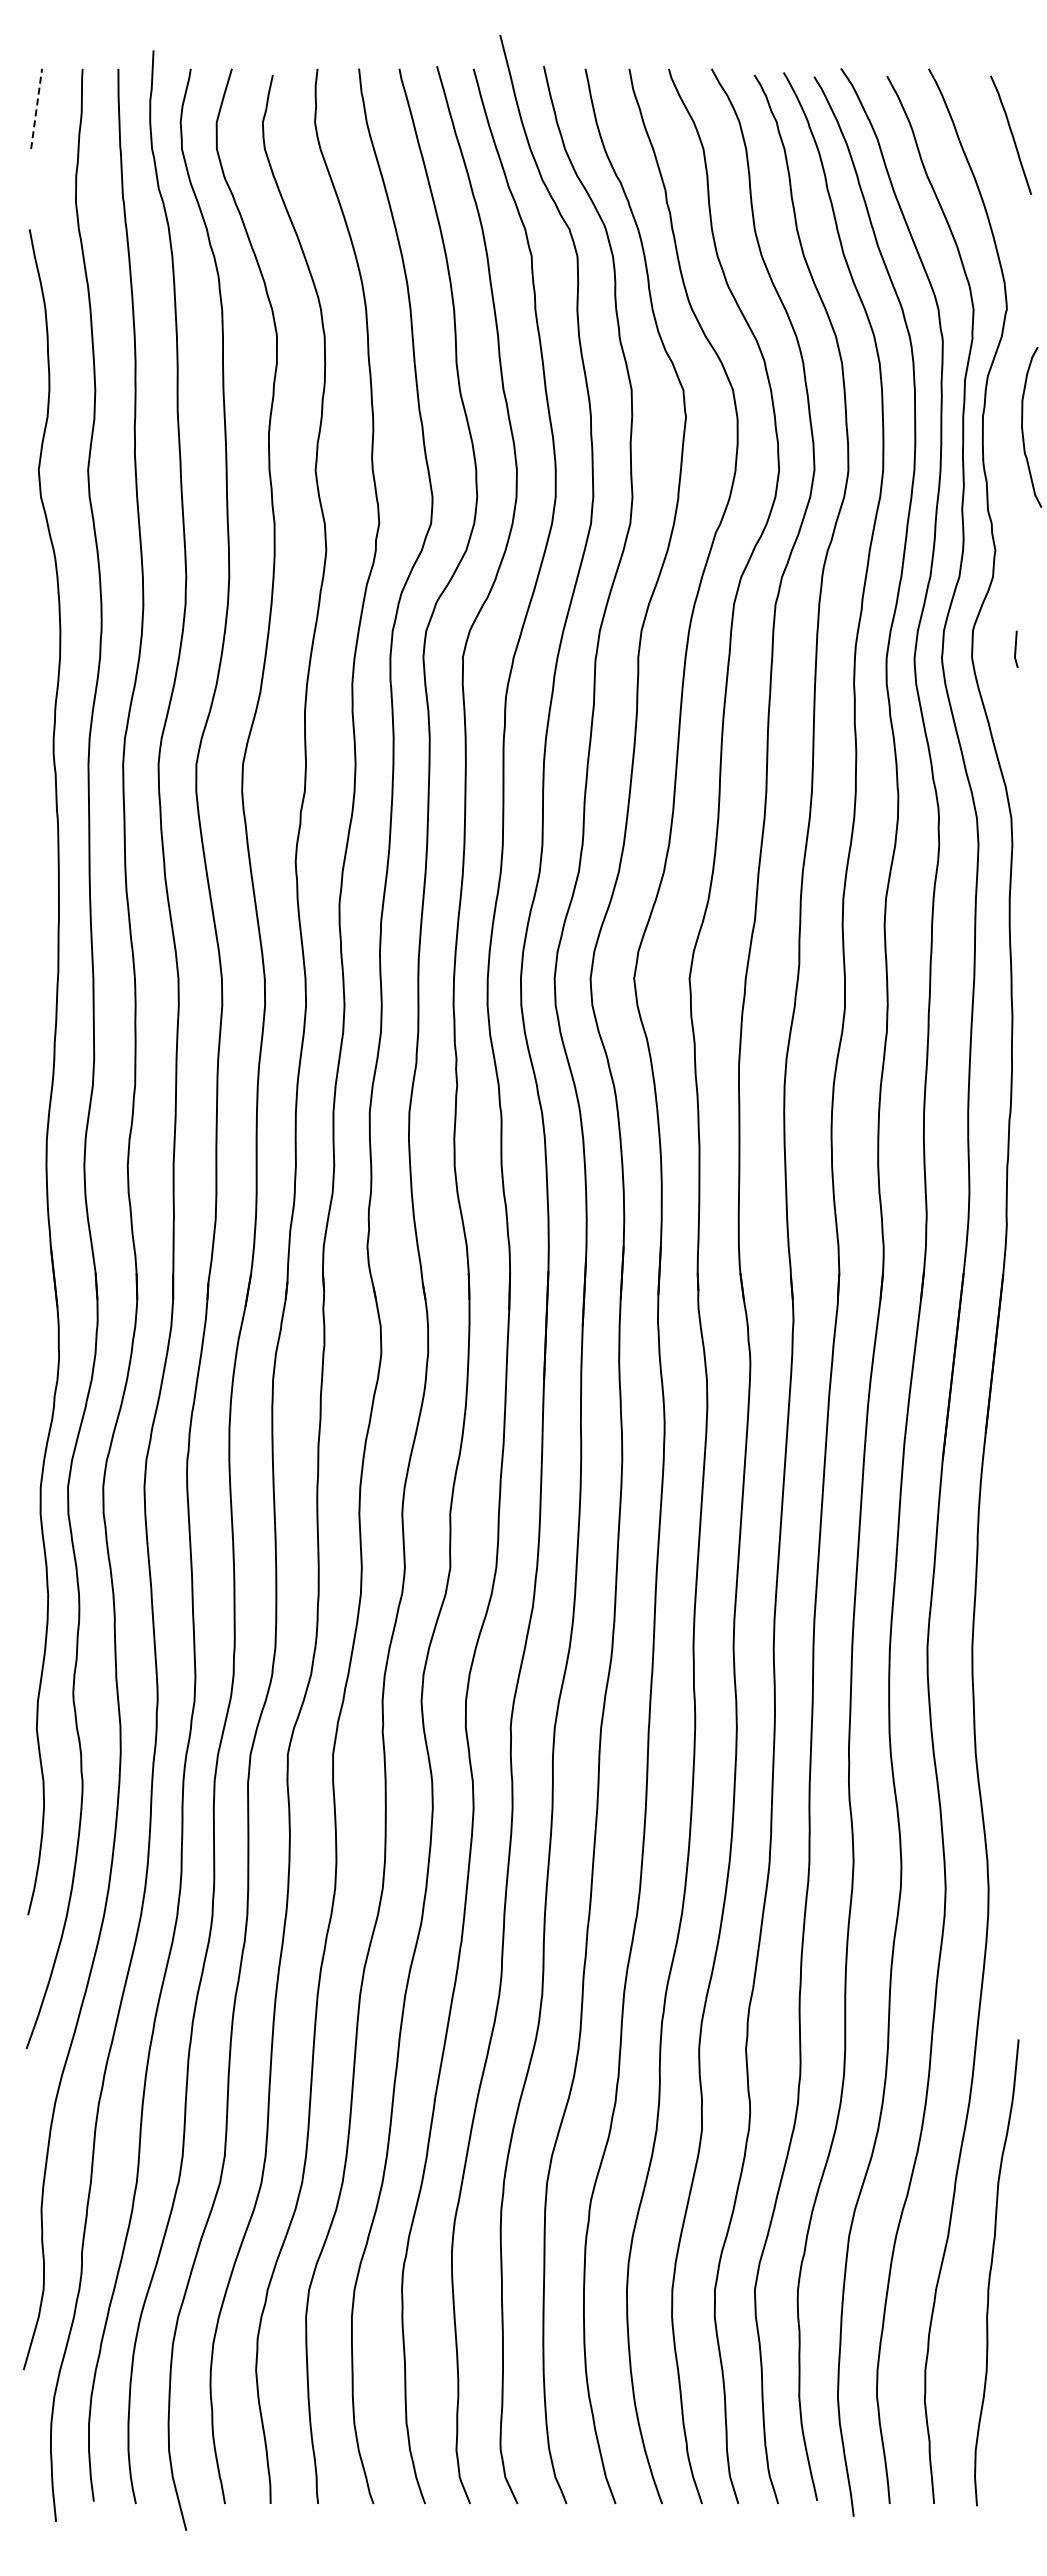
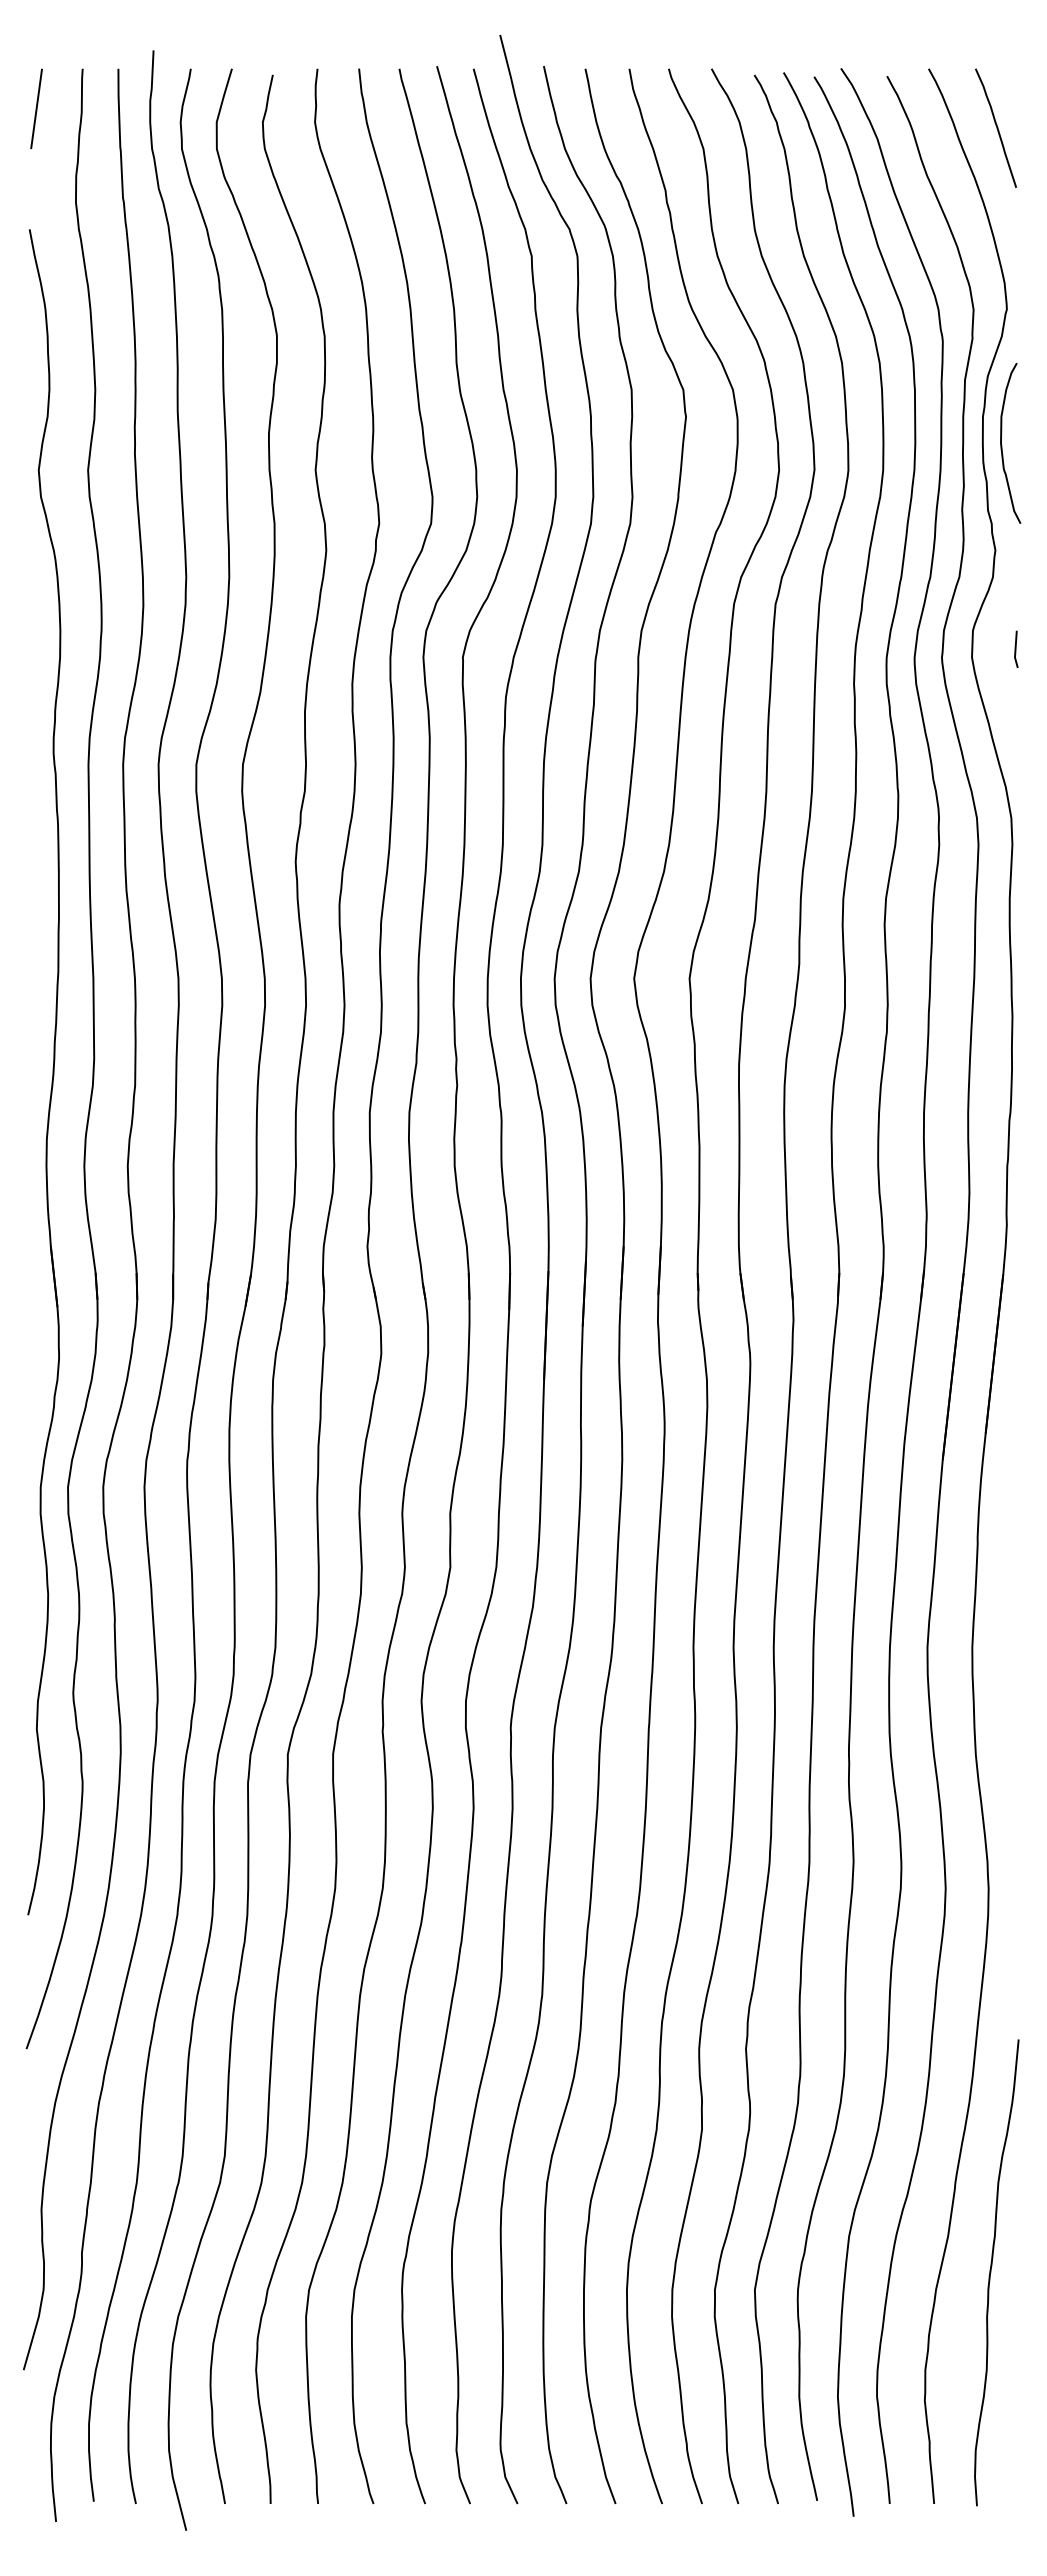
line: dashed -> solid (36, 108)
curve position: (1011, 134) -> (996, 127) (996, 127)
curve position: (1023, 429) -> (1002, 445) (1002, 445)
